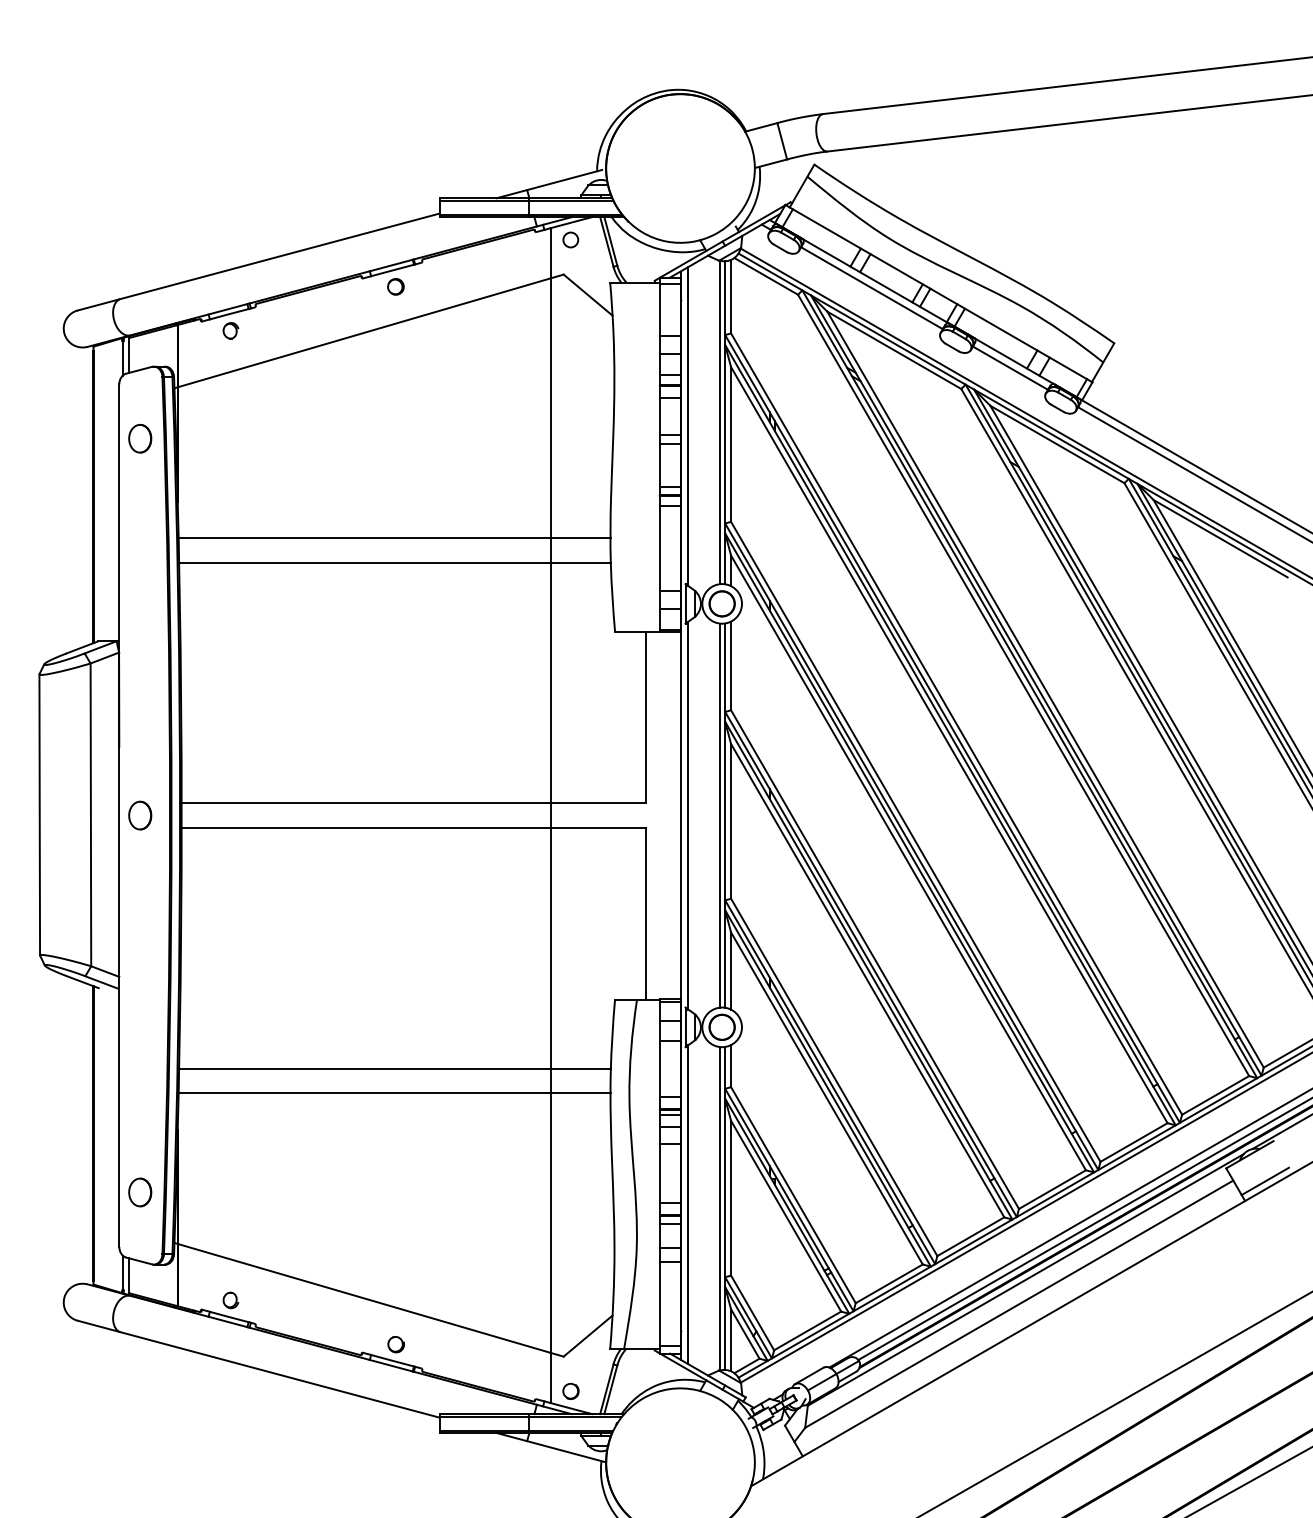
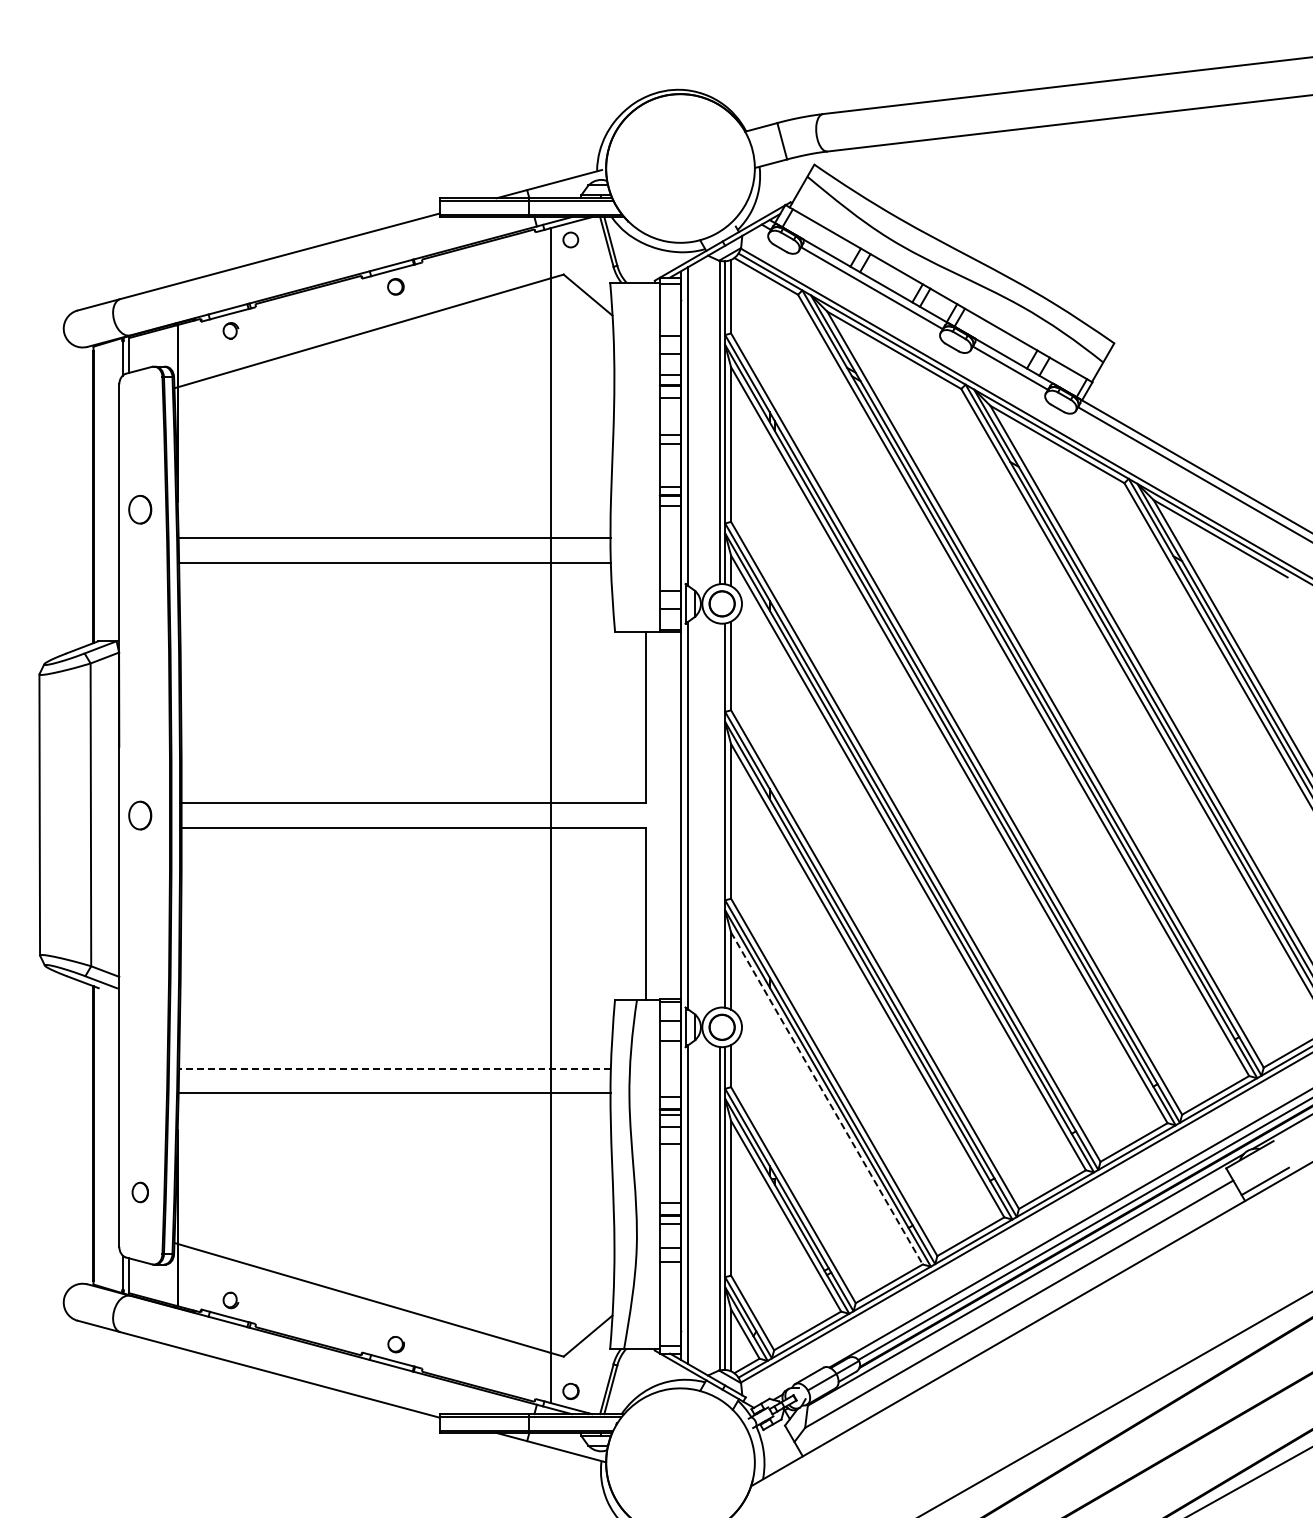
part position: (140, 438) -> (140, 509) (140, 509)
line: present -> none (719, 815)
line: solid -> dashed (395, 1068)
line: solid -> dashed (826, 1098)
part size: 25x31 px -> 18x23 px (139, 1192)
